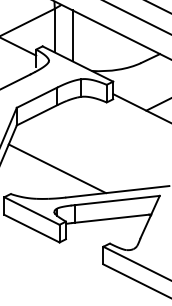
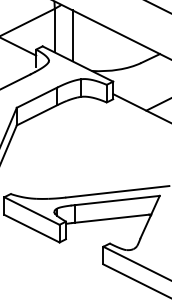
line: present -> none (137, 17)
line: present -> none (57, 168)
